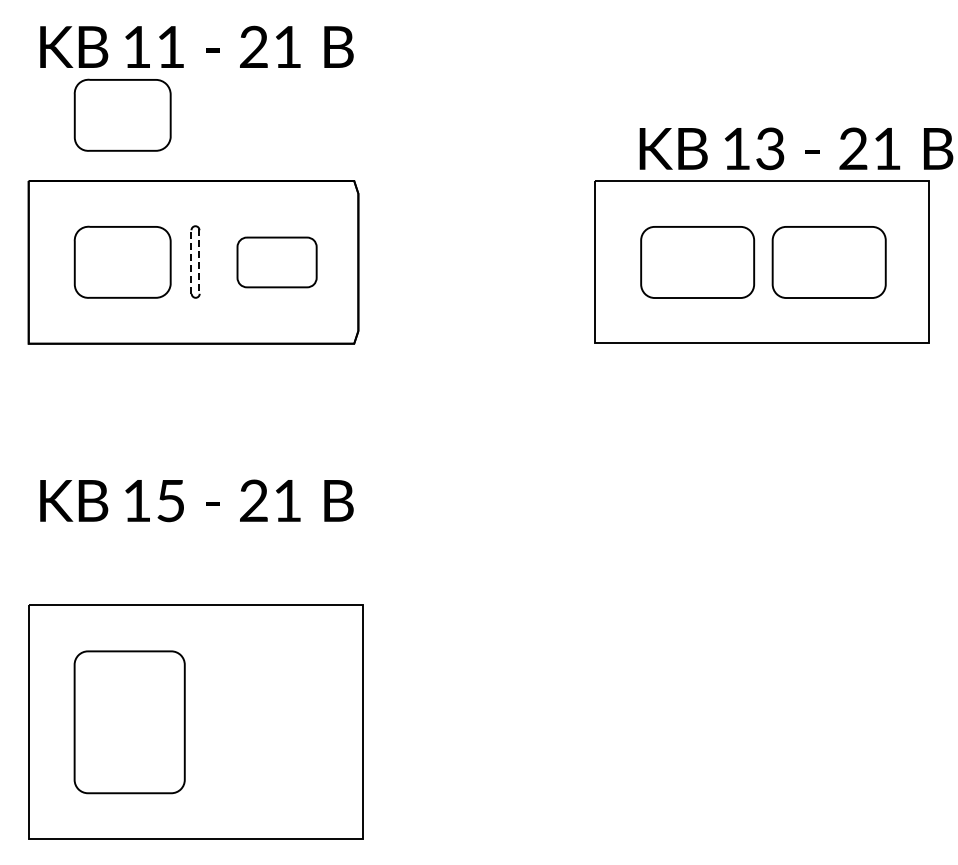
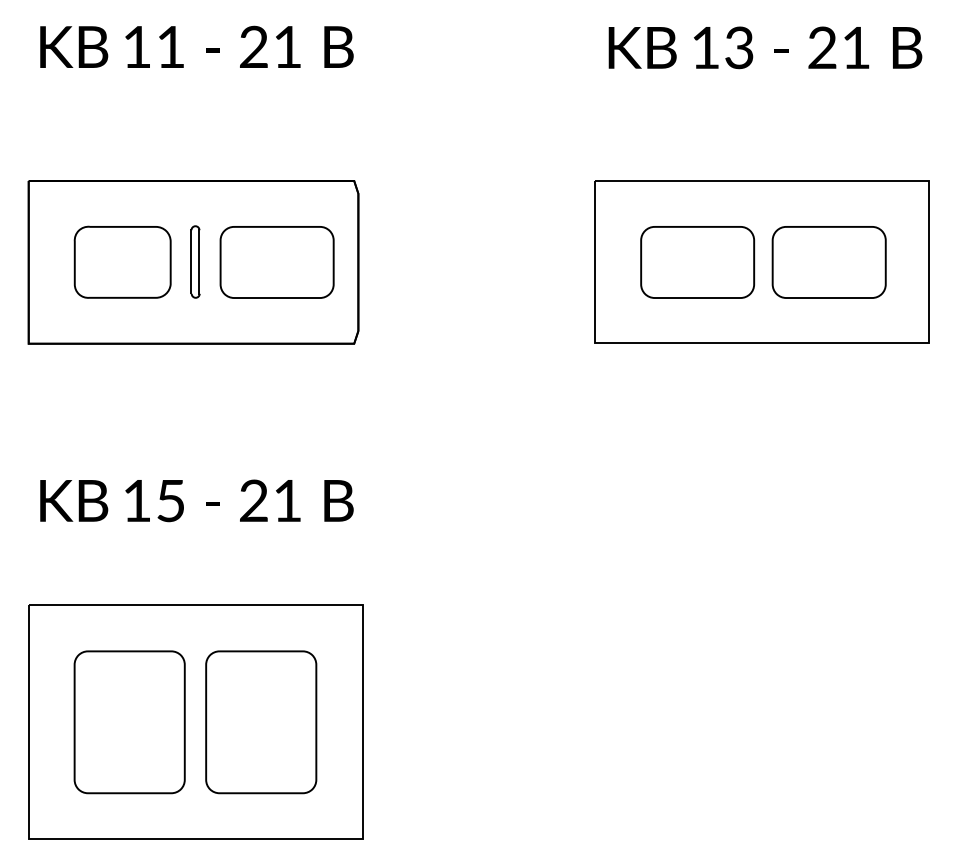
curve: present -> none (122, 80)
text position: (796, 148) -> (765, 47) (765, 47)
line: dashed -> solid (191, 260)
line: dashed -> solid (199, 262)
part size: 82x53 px -> 116x73 px (276, 262)
part: none -> present (261, 722)
